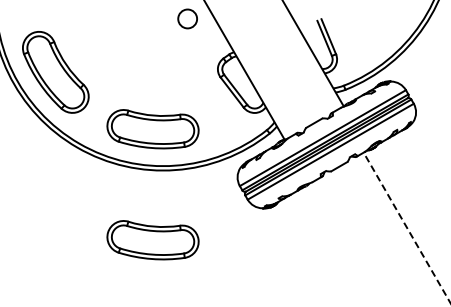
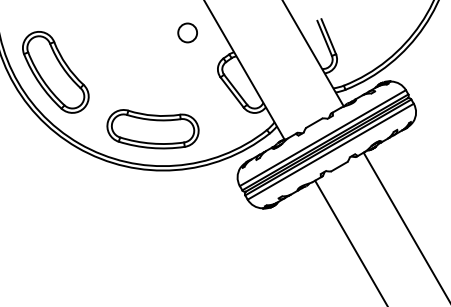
circle position: (187, 18) -> (187, 32) (187, 32)
line: dashed -> solid (407, 228)
part: present -> none (152, 240)
line: none -> present (350, 241)
